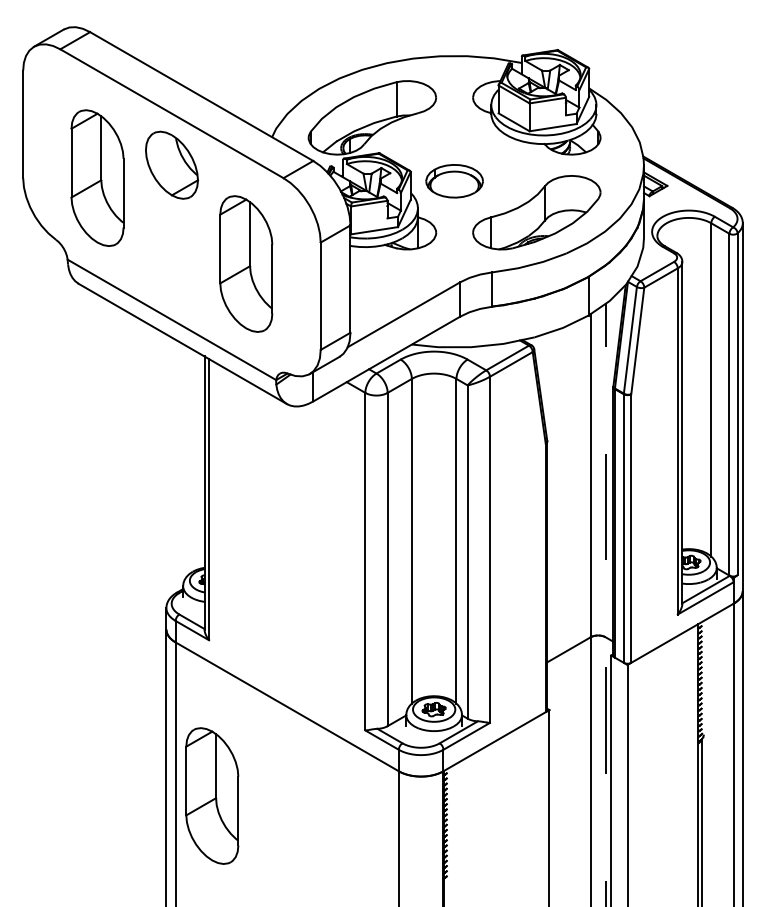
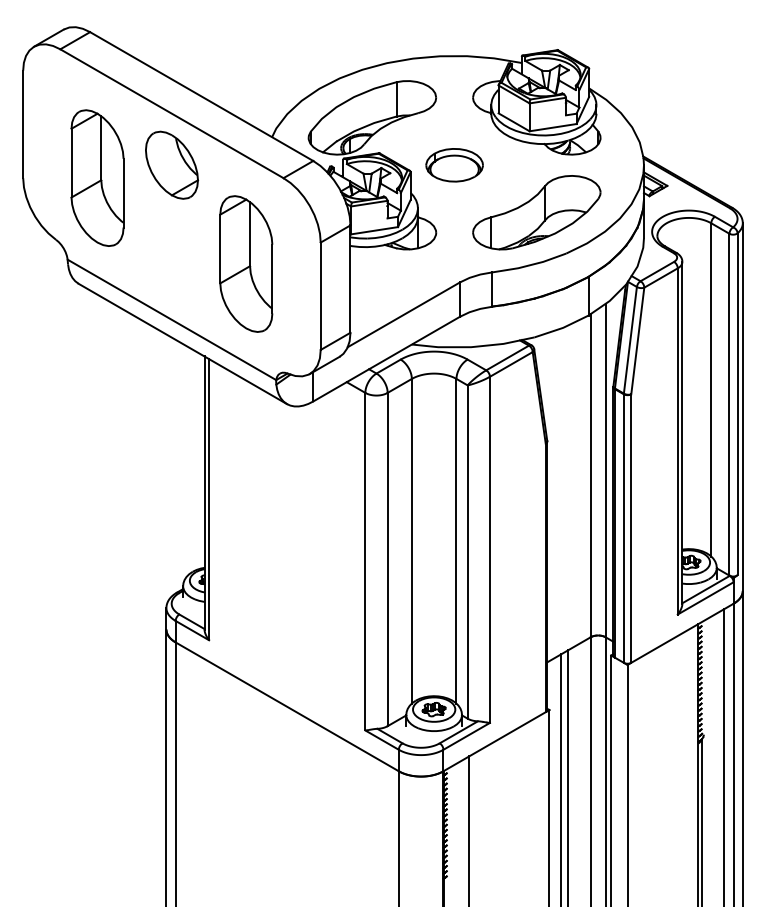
part position: (454, 181) -> (454, 165) (454, 165)
line: dashed -> solid (605, 604)
line: none -> present (724, 756)
line: none -> present (568, 776)
line: none -> present (560, 778)
part: present -> none (212, 795)
line: none -> present (469, 829)
